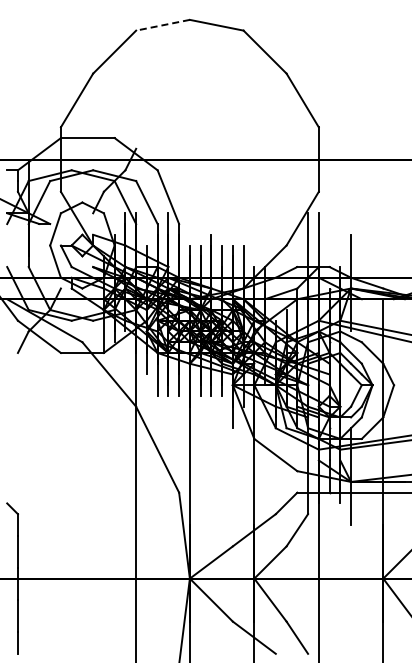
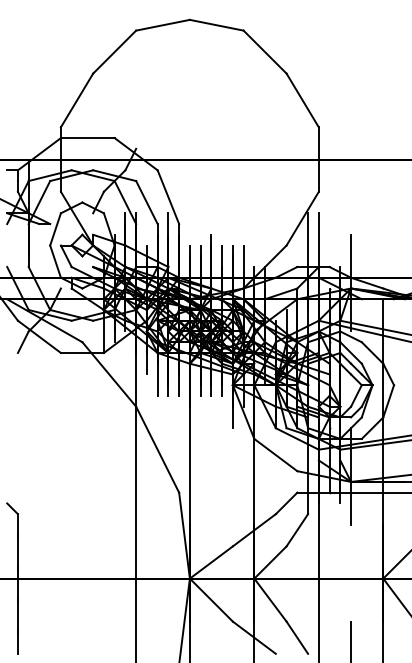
line: dashed -> solid (162, 25)
line: none -> present (351, 640)
